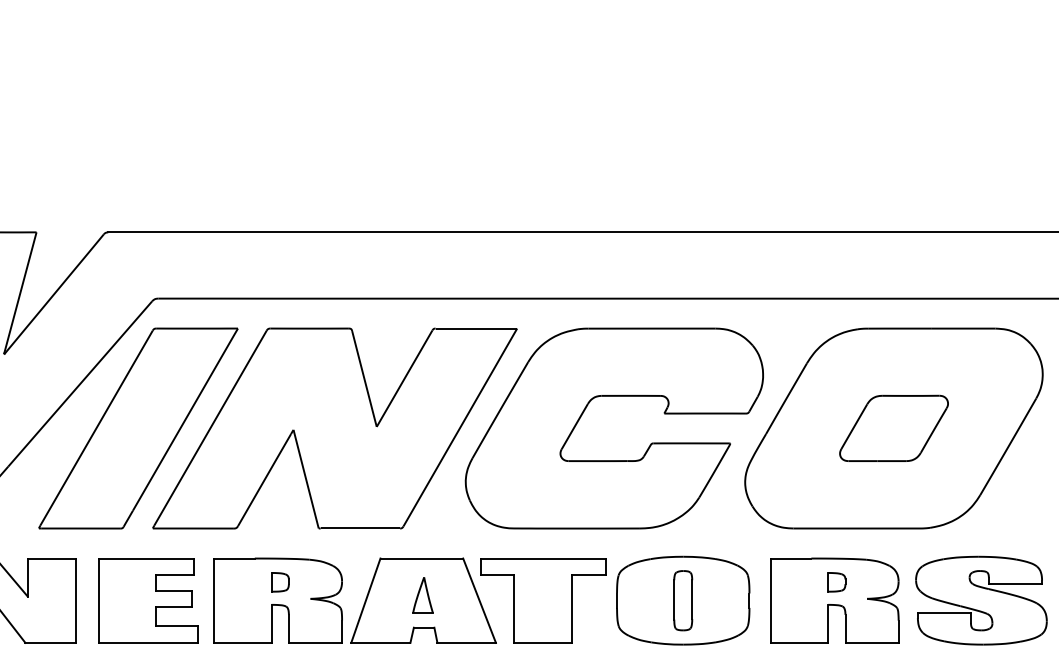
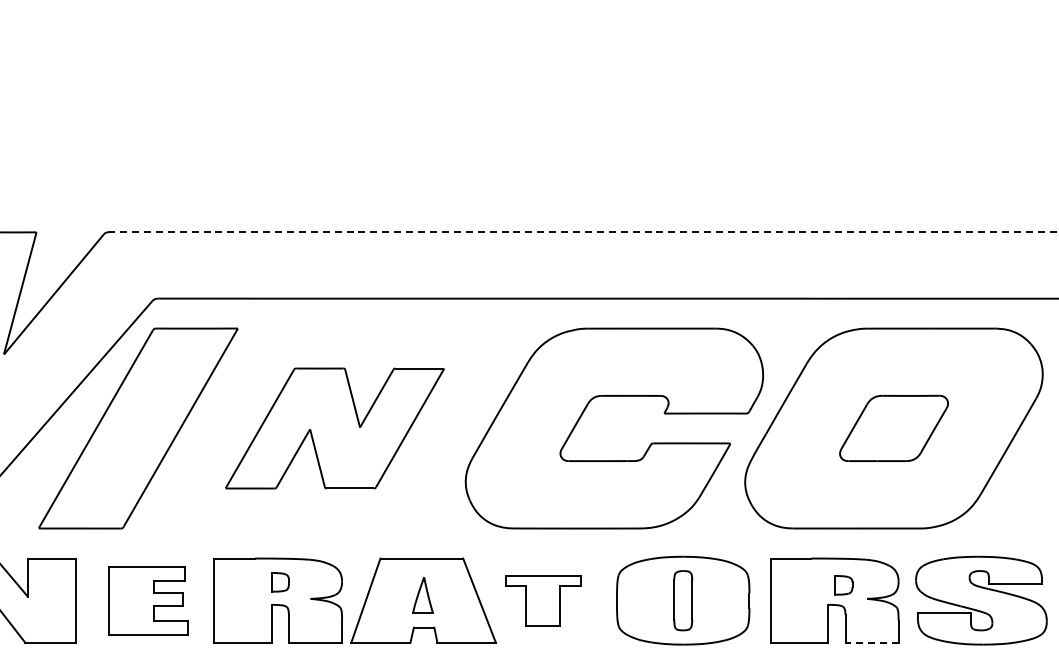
line: solid -> dashed (583, 232)
part size: 366x203 px -> 220x123 px (334, 428)
part position: (836, 582) -> (843, 585) (843, 585)
part size: 101x86 px -> 81x70 px (148, 600)
part size: 127x86 px -> 77x52 px (543, 600)
line: solid -> dashed (872, 642)
